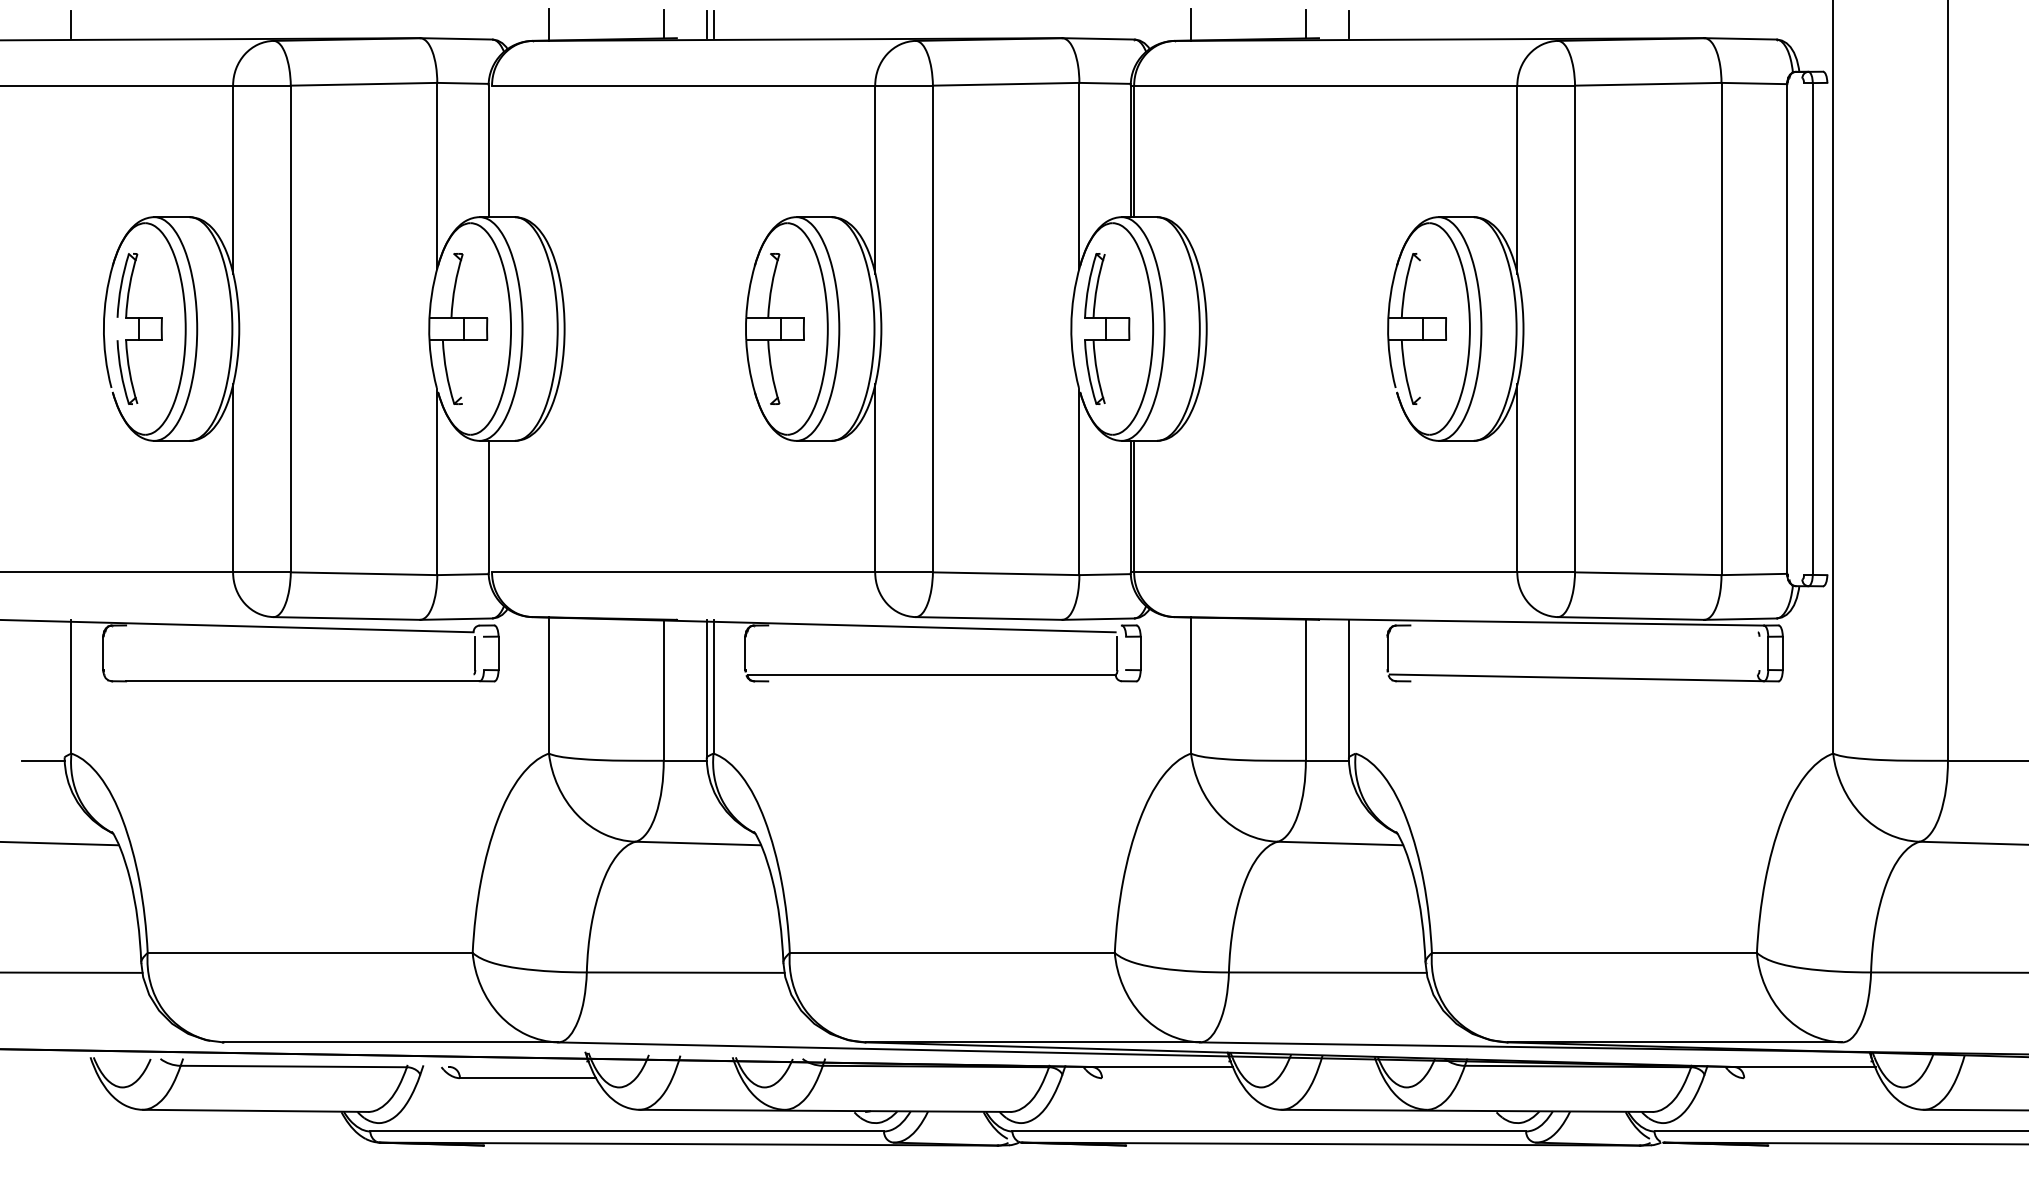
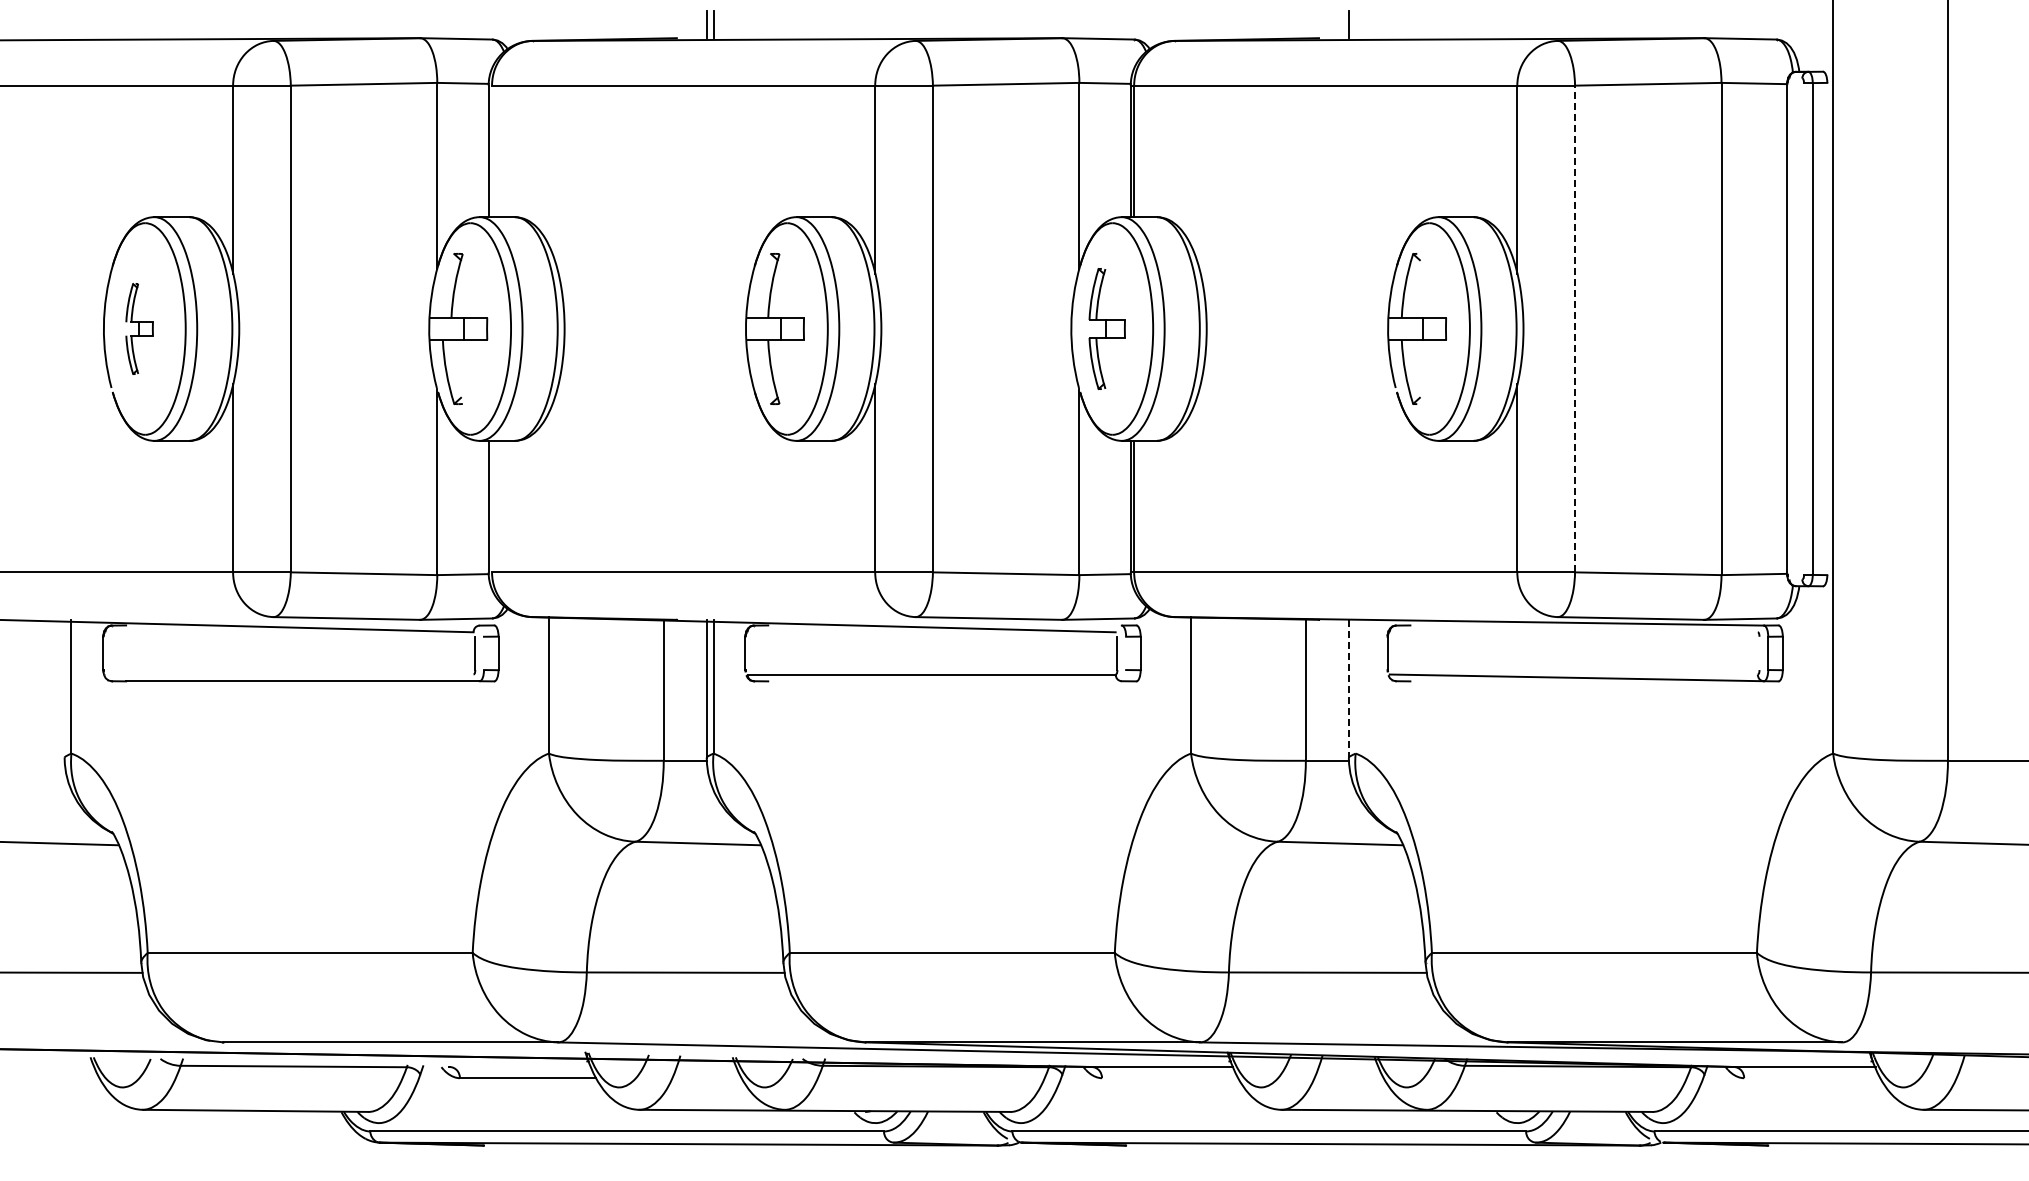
line: present -> none (71, 24)
line: present -> none (548, 24)
line: present -> none (663, 24)
line: present -> none (1191, 24)
line: present -> none (1305, 24)
part size: 47x152 px -> 29x92 px (139, 328)
part size: 47x152 px -> 38x122 px (1106, 328)
line: solid -> dashed (1575, 328)
line: solid -> dashed (1348, 689)
line: present -> none (42, 760)
